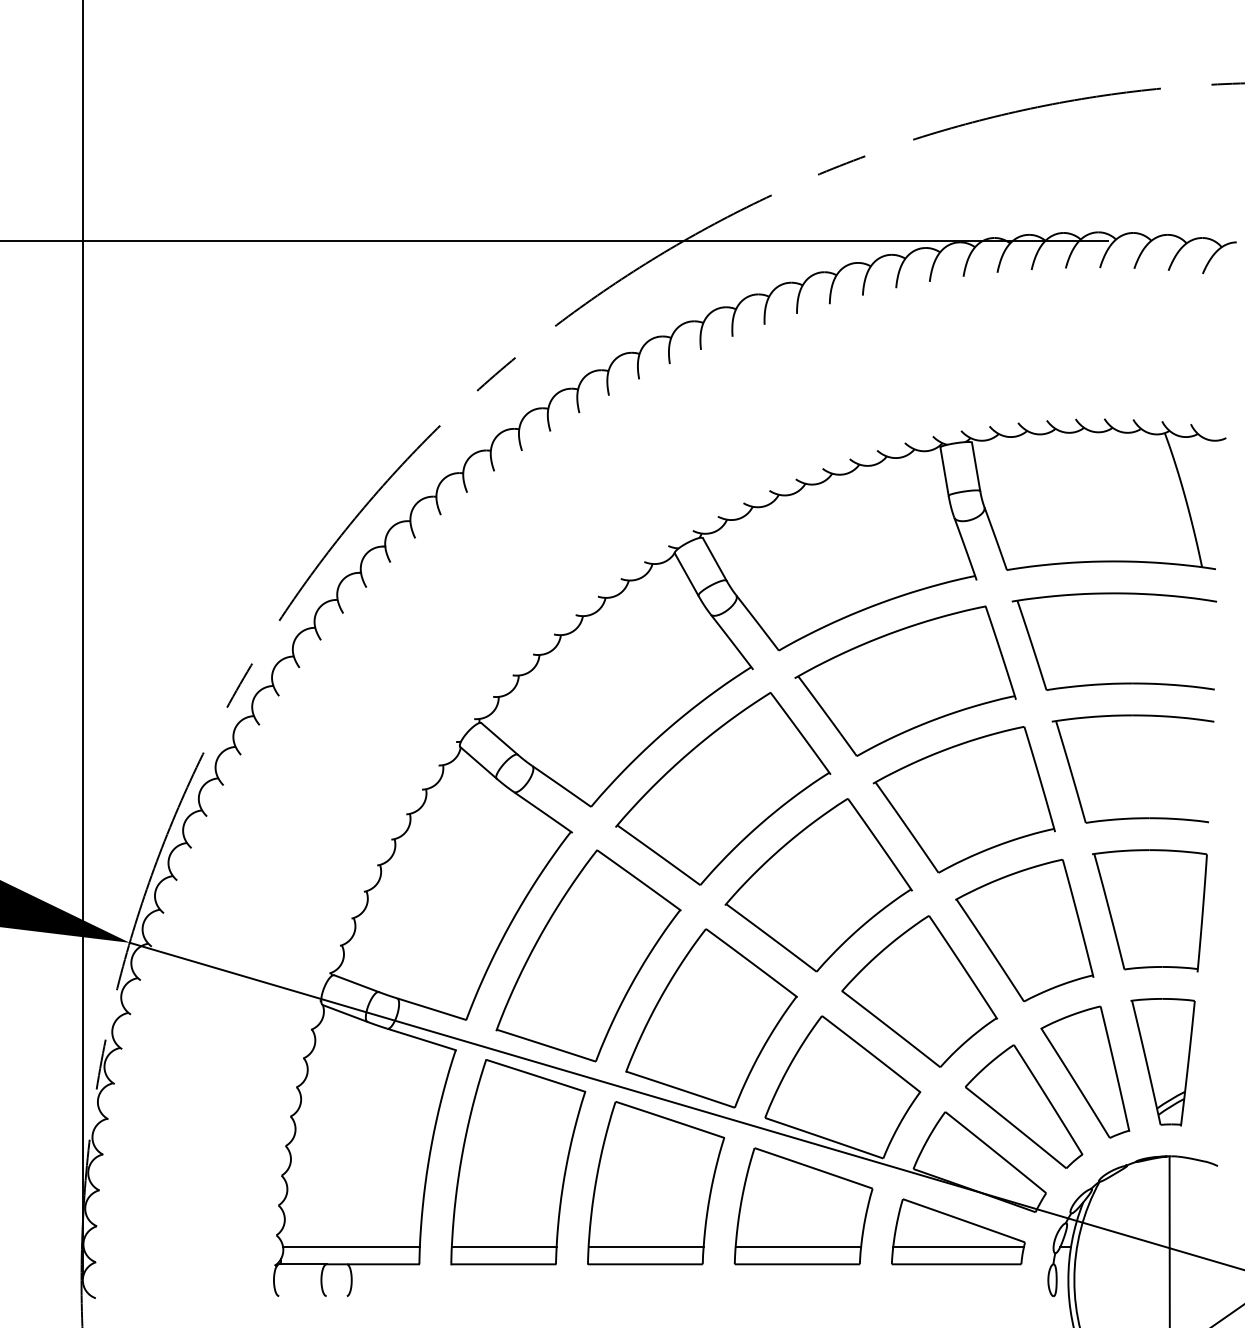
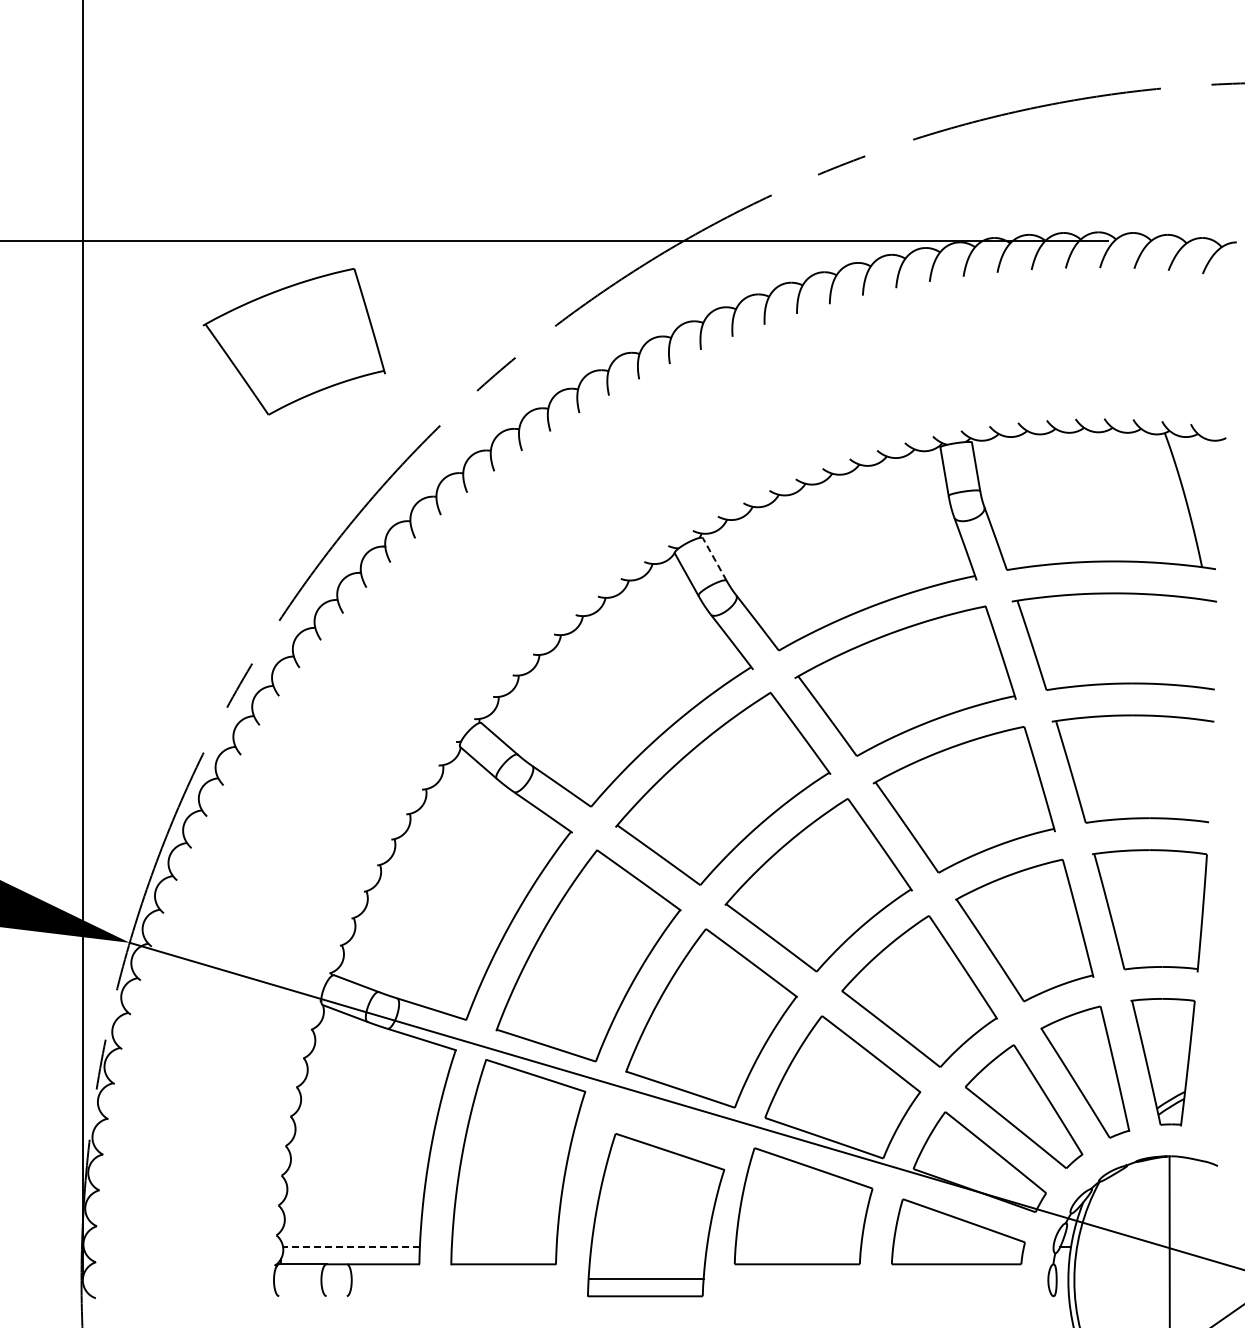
part: none -> present (293, 341)
line: solid -> dashed (714, 559)
part position: (655, 1183) -> (655, 1215) (655, 1215)
line: solid -> dashed (350, 1246)
line: present -> none (503, 1246)
line: present -> none (798, 1246)
line: present -> none (958, 1246)
